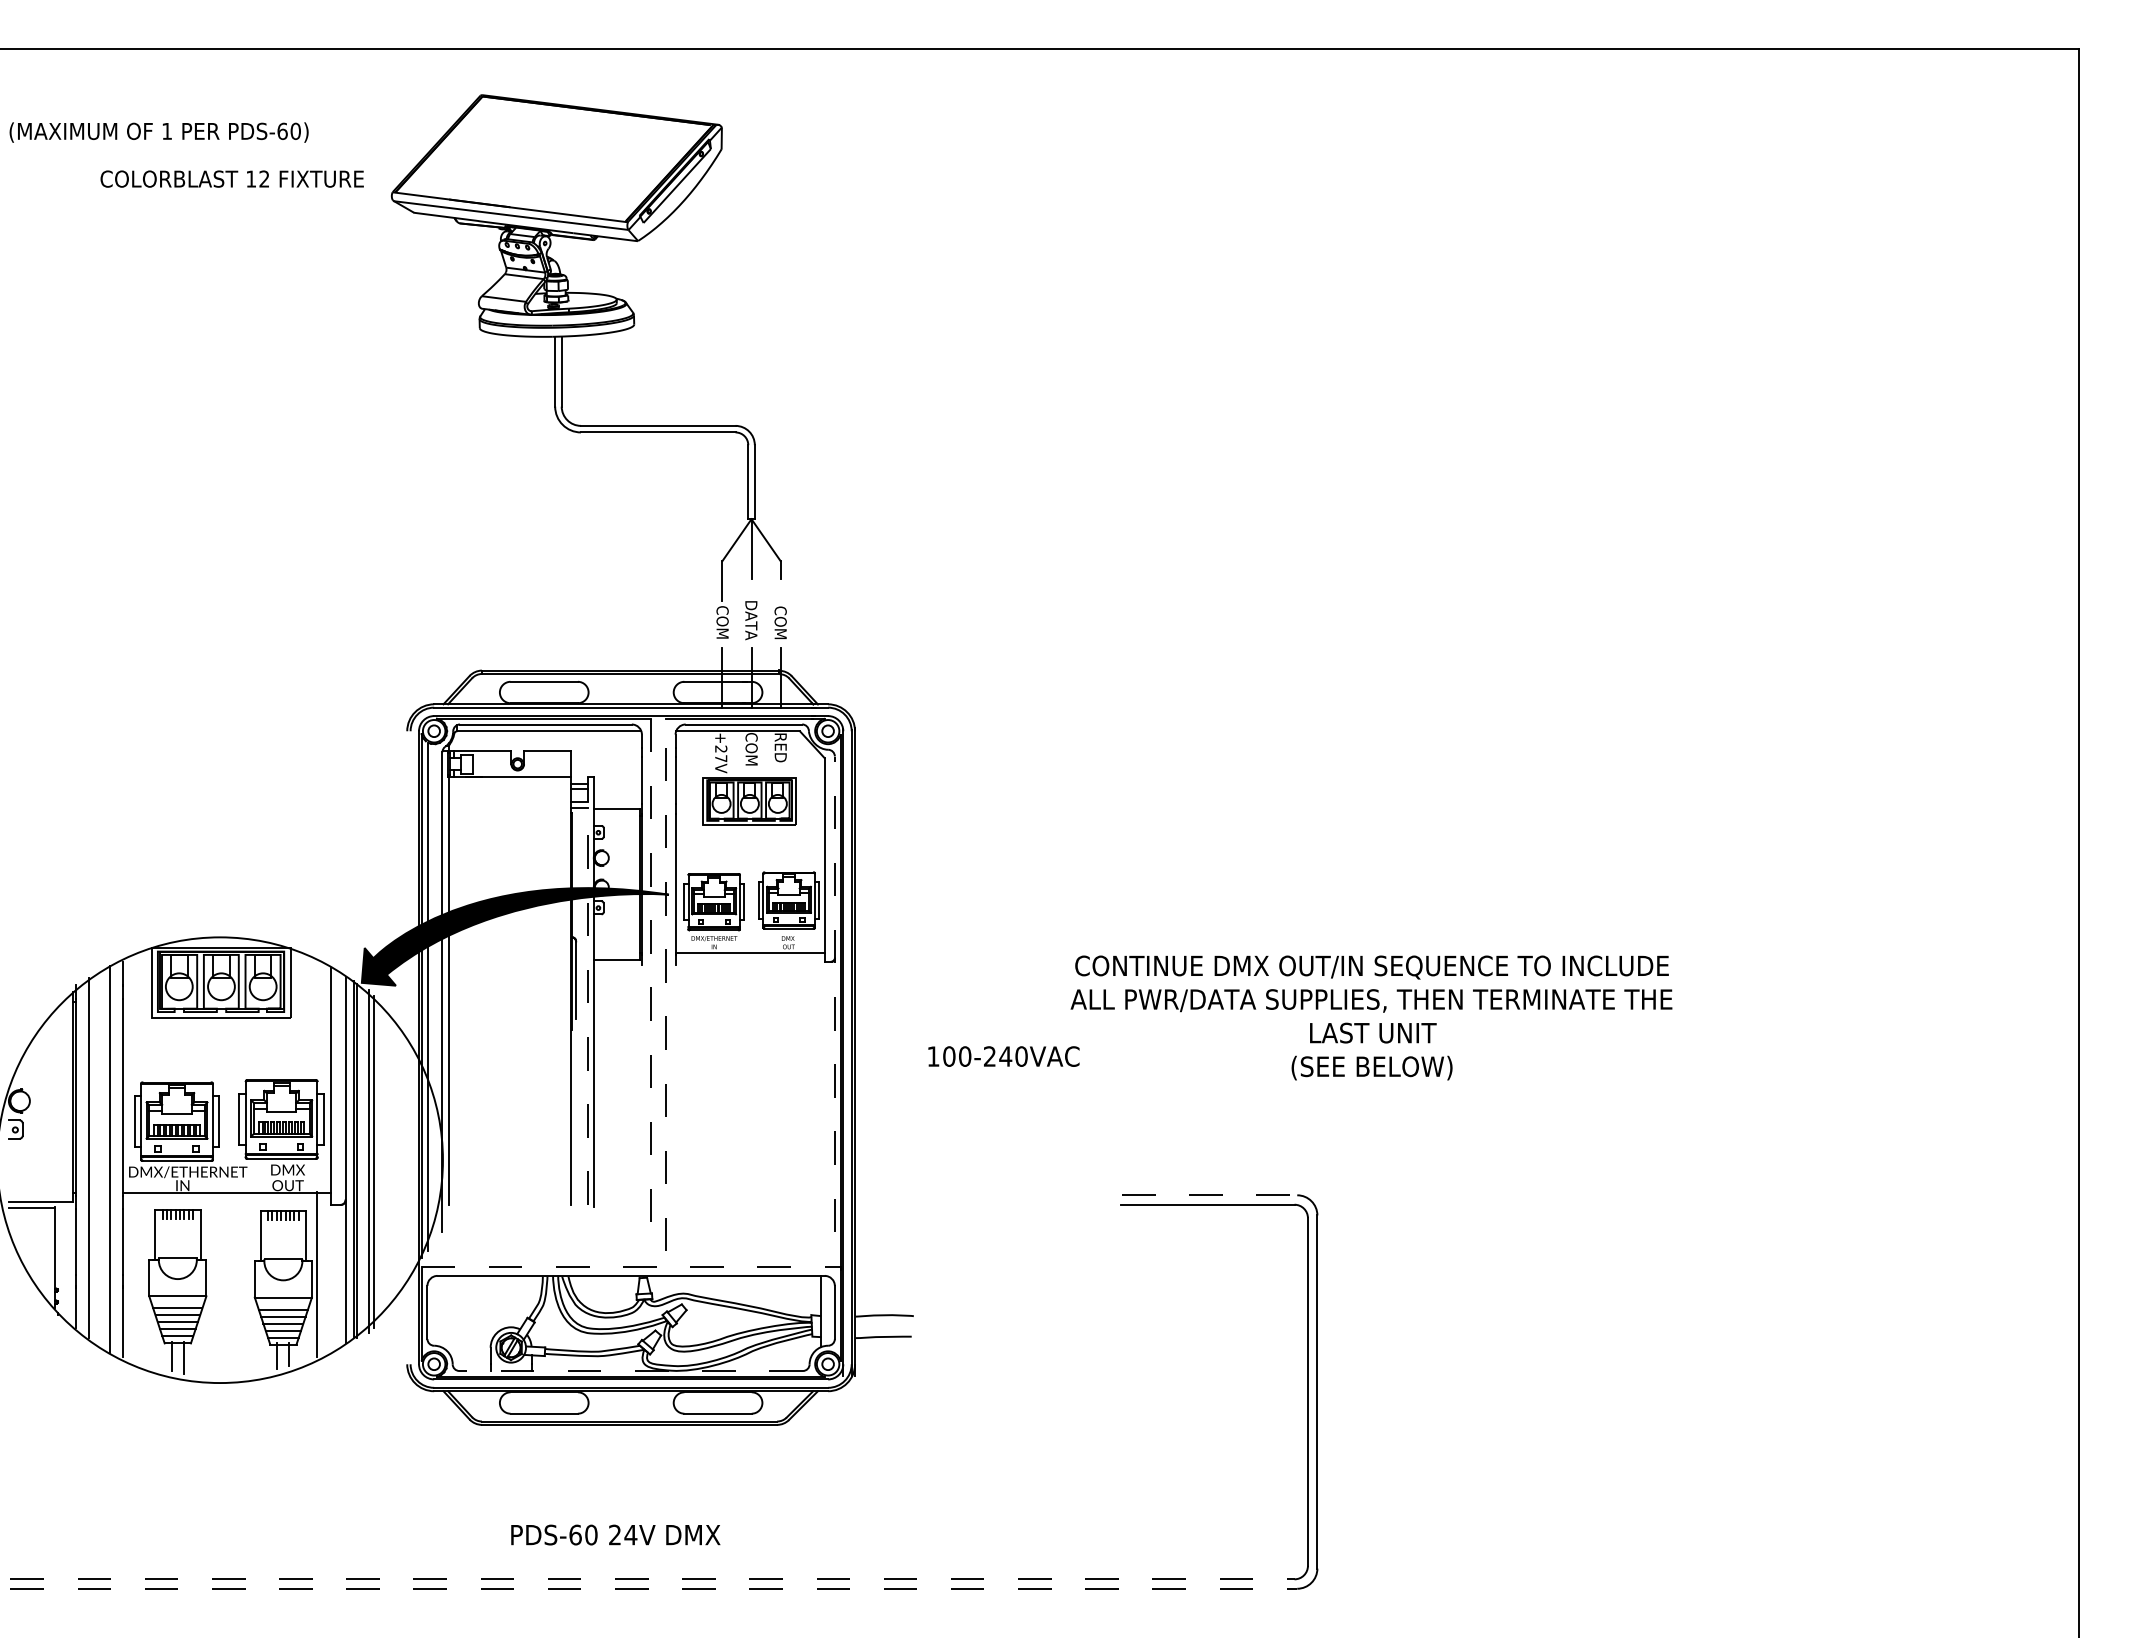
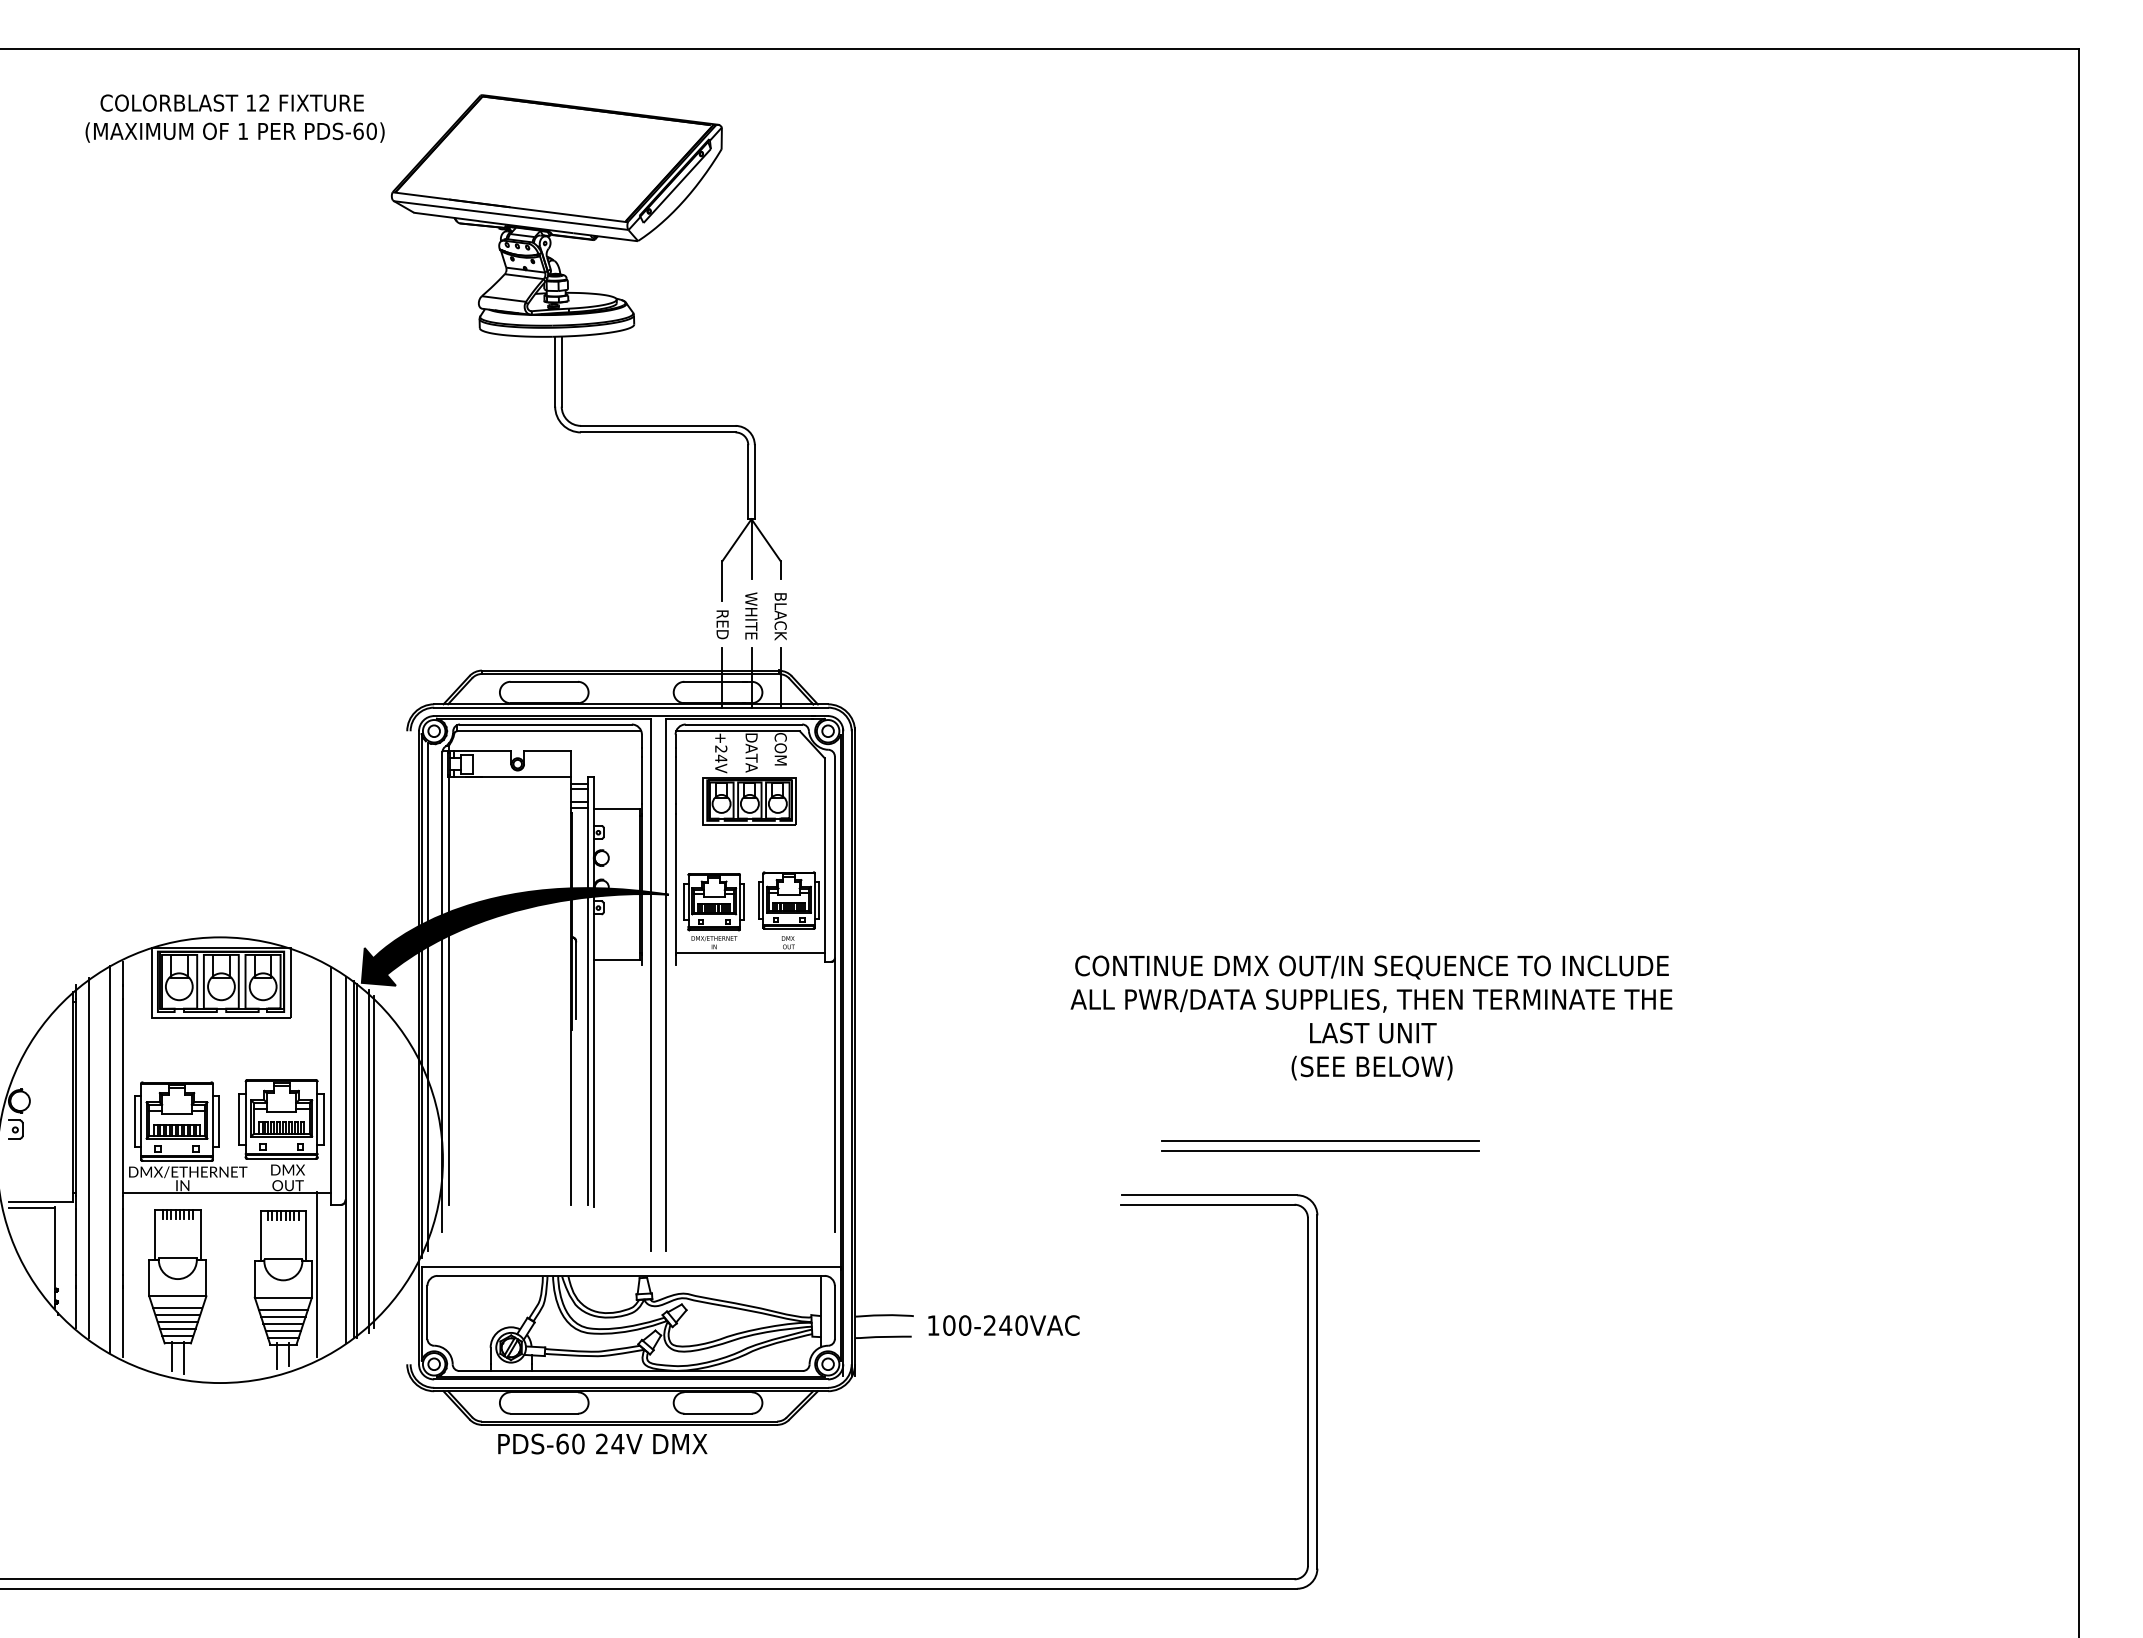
text position: (158, 132) -> (234, 132) (234, 132)
text position: (231, 178) -> (231, 102) (231, 102)
text: DATA -> WHITE (751, 616)
text: COM -> BLACK (780, 616)
text: COM -> RED (722, 622)
text: RED -> COM (780, 749)
text: COM -> DATA (751, 752)
text: +27V -> +24V (721, 758)
line: dashed -> solid (666, 984)
line: dashed -> solid (651, 985)
line: dashed -> solid (588, 991)
line: dashed -> solid (834, 994)
text position: (1003, 1056) -> (1003, 1325) (1003, 1325)
line: none -> present (1320, 1141)
line: none -> present (1320, 1150)
line: dashed -> solid (1209, 1195)
line: dashed -> solid (631, 1266)
line: dashed -> solid (631, 1371)
text position: (615, 1534) -> (602, 1443) (602, 1443)
line: dashed -> solid (647, 1579)
line: dashed -> solid (649, 1588)
